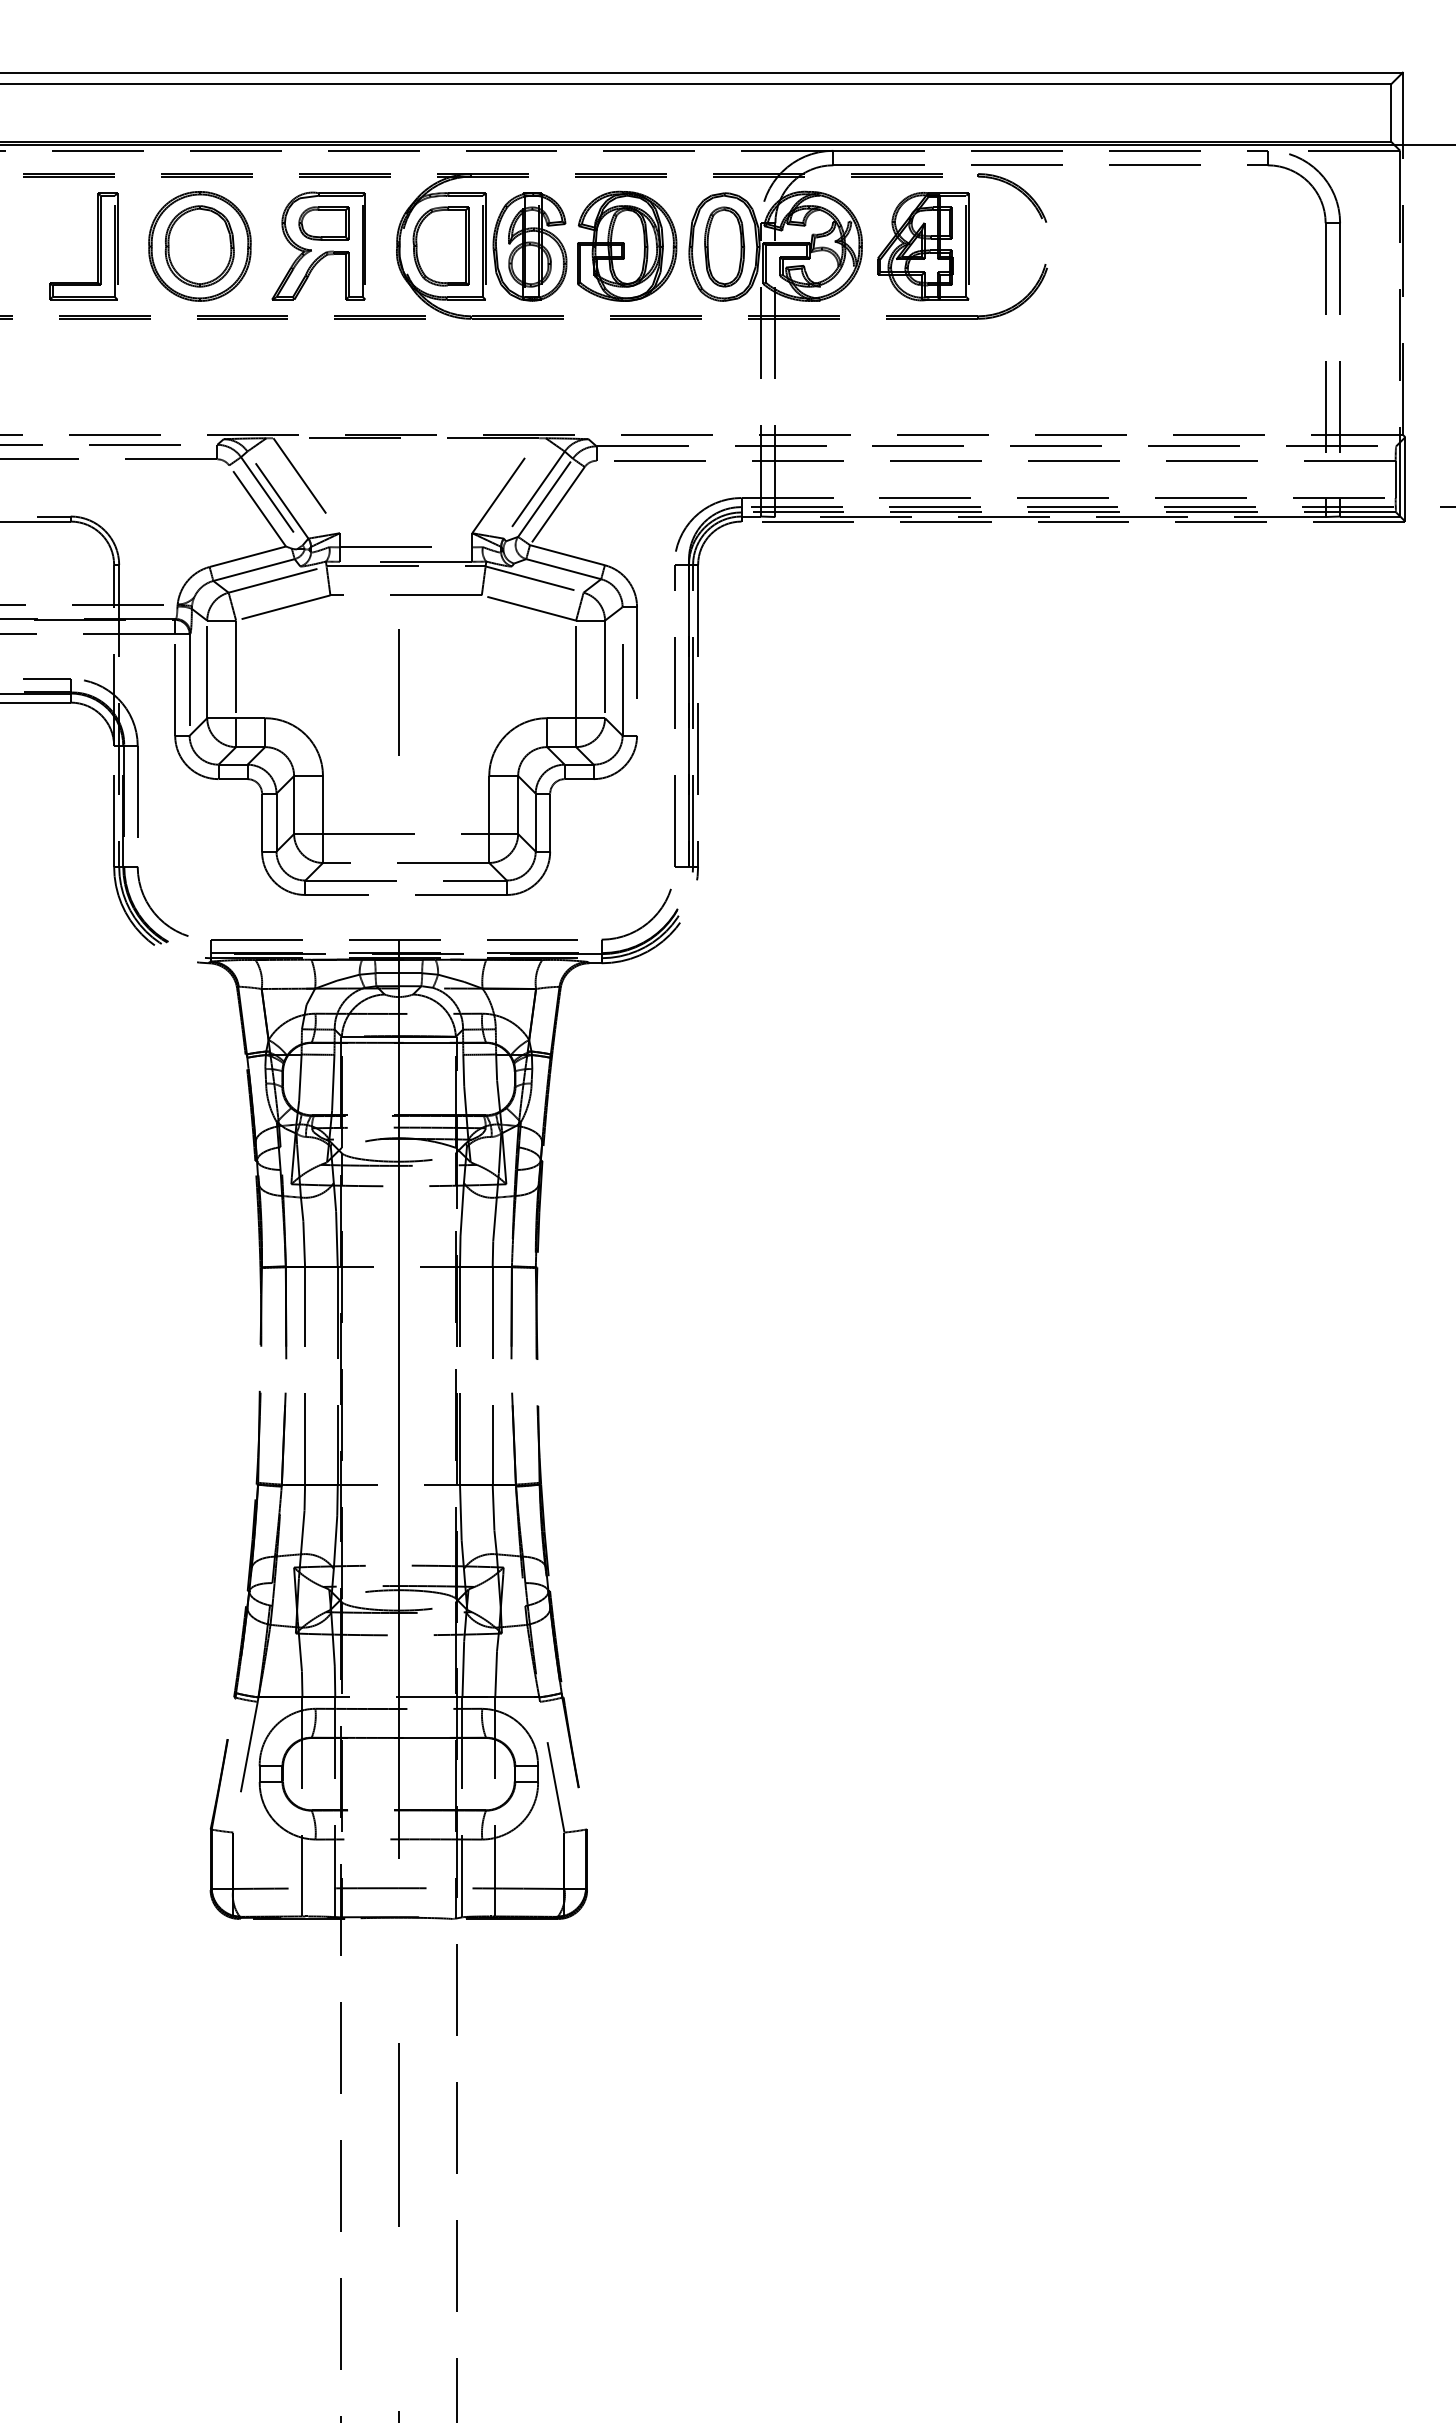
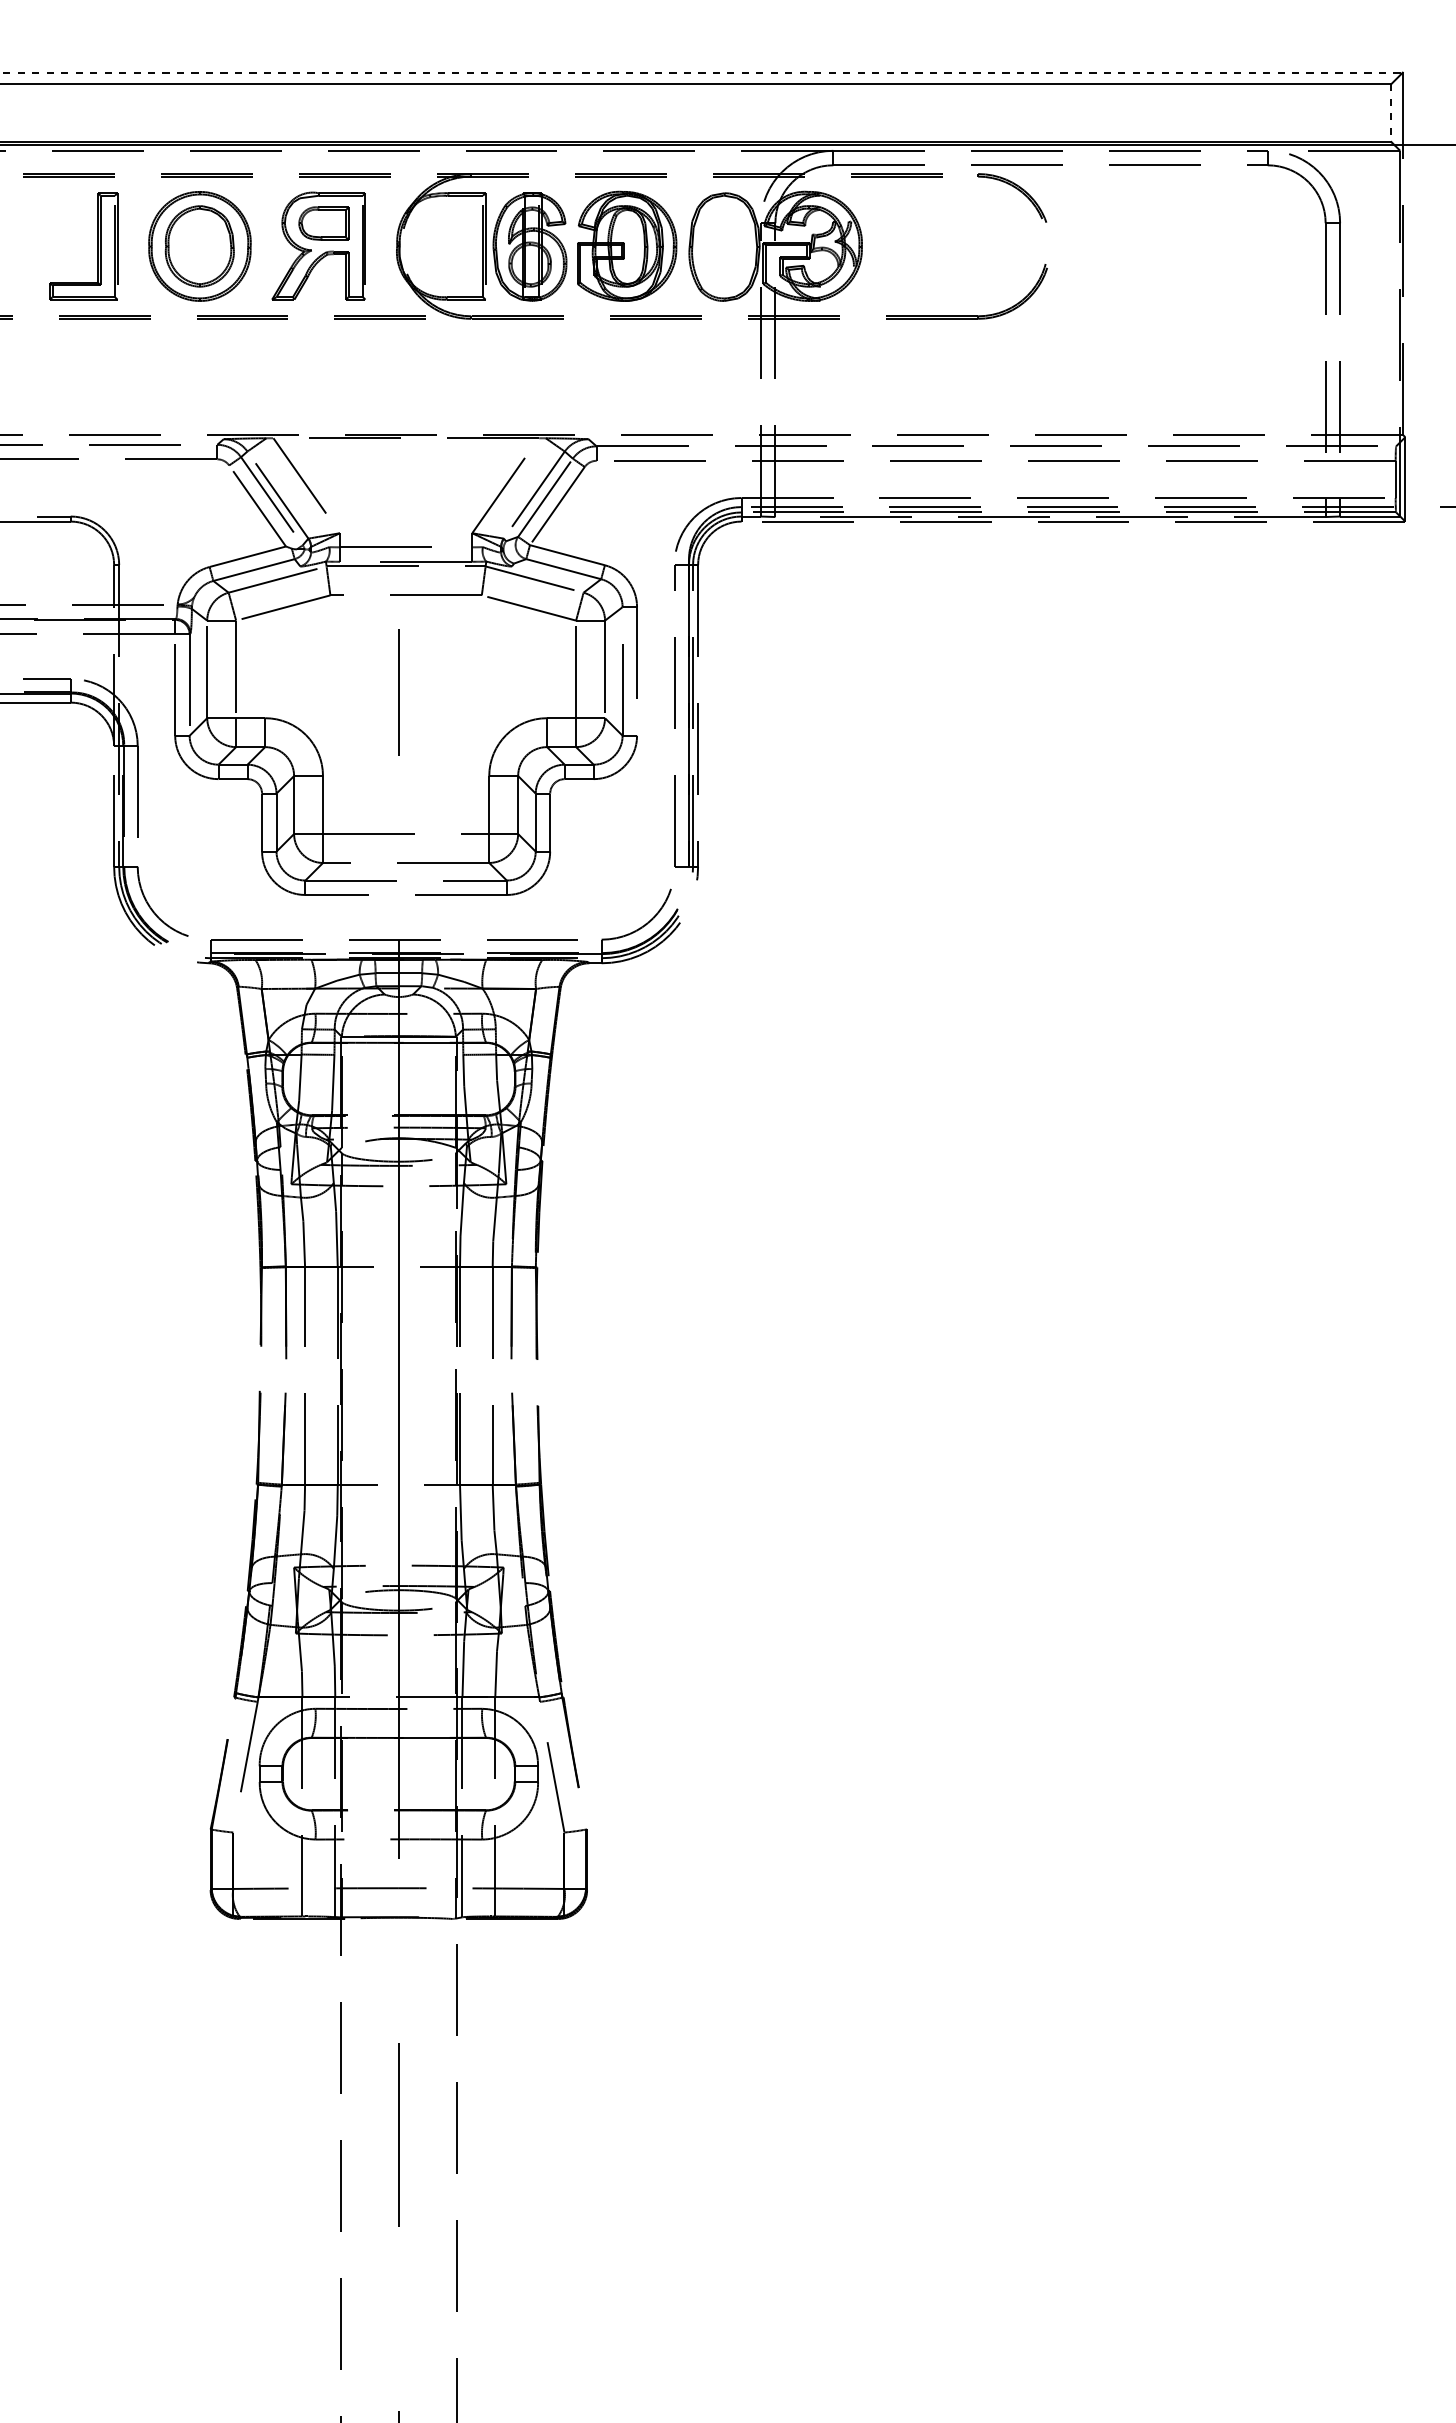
line: solid -> dashed (702, 72)
line: solid -> dashed (1391, 113)
part: present -> none (440, 246)
part: present -> none (724, 246)
part: present -> none (923, 246)
